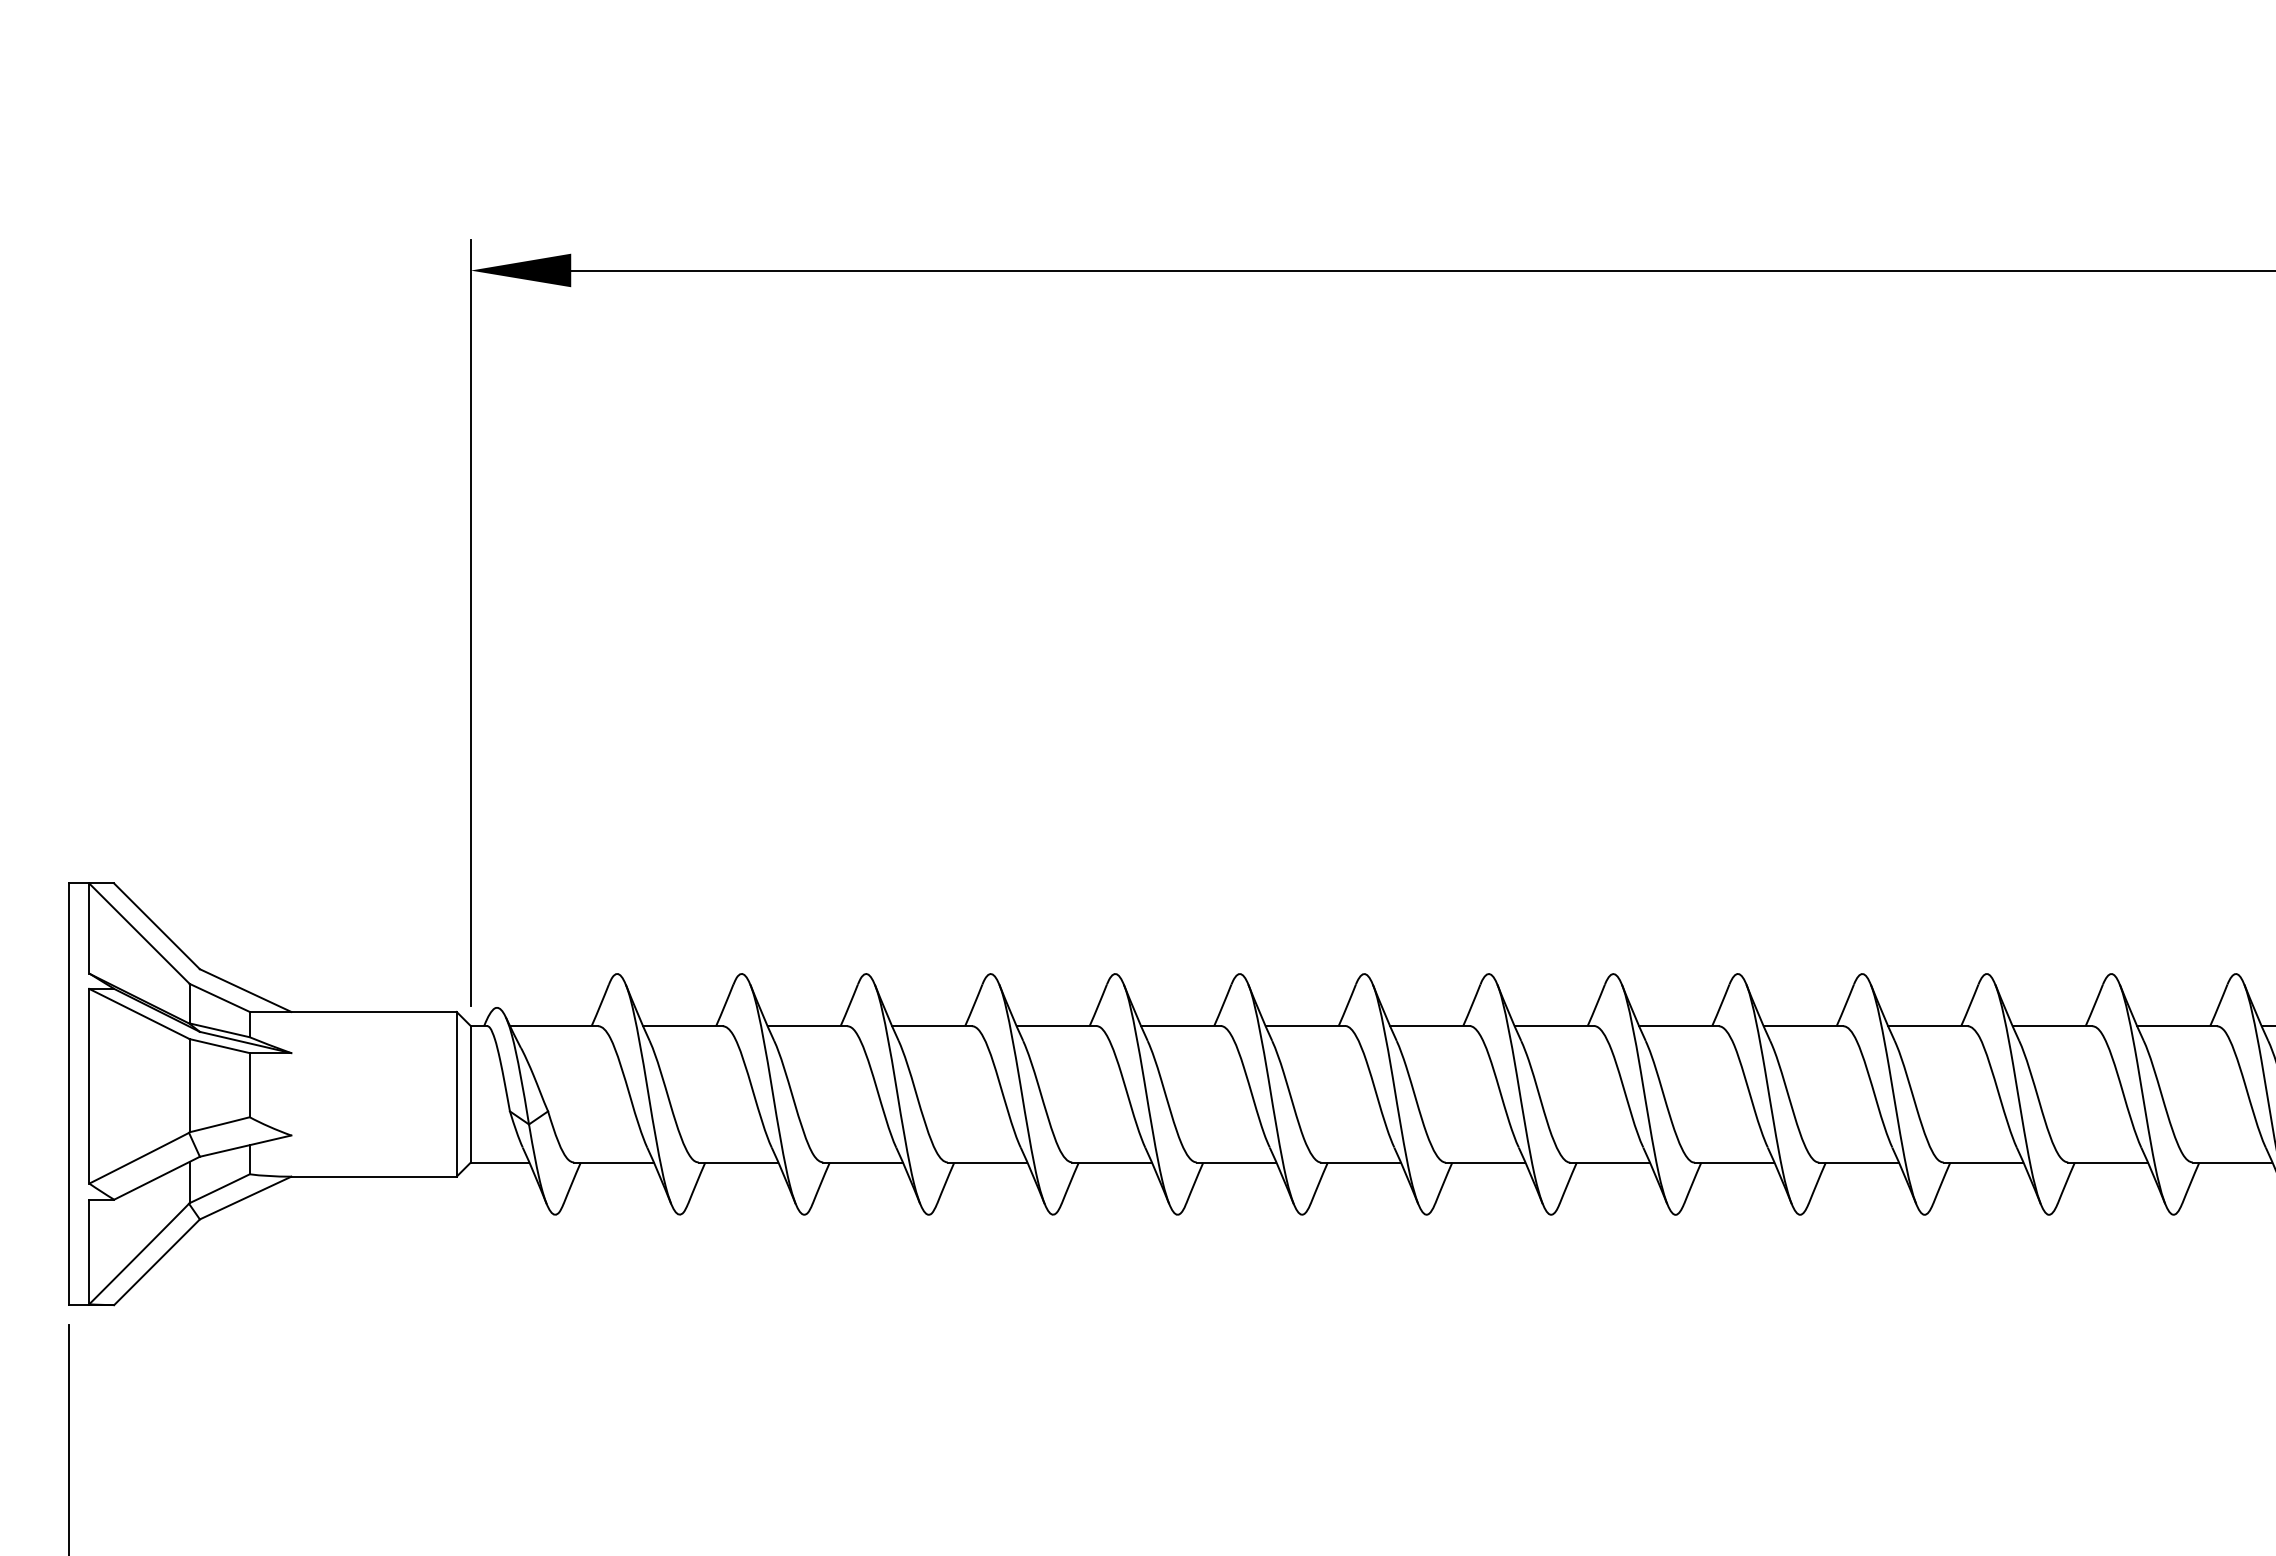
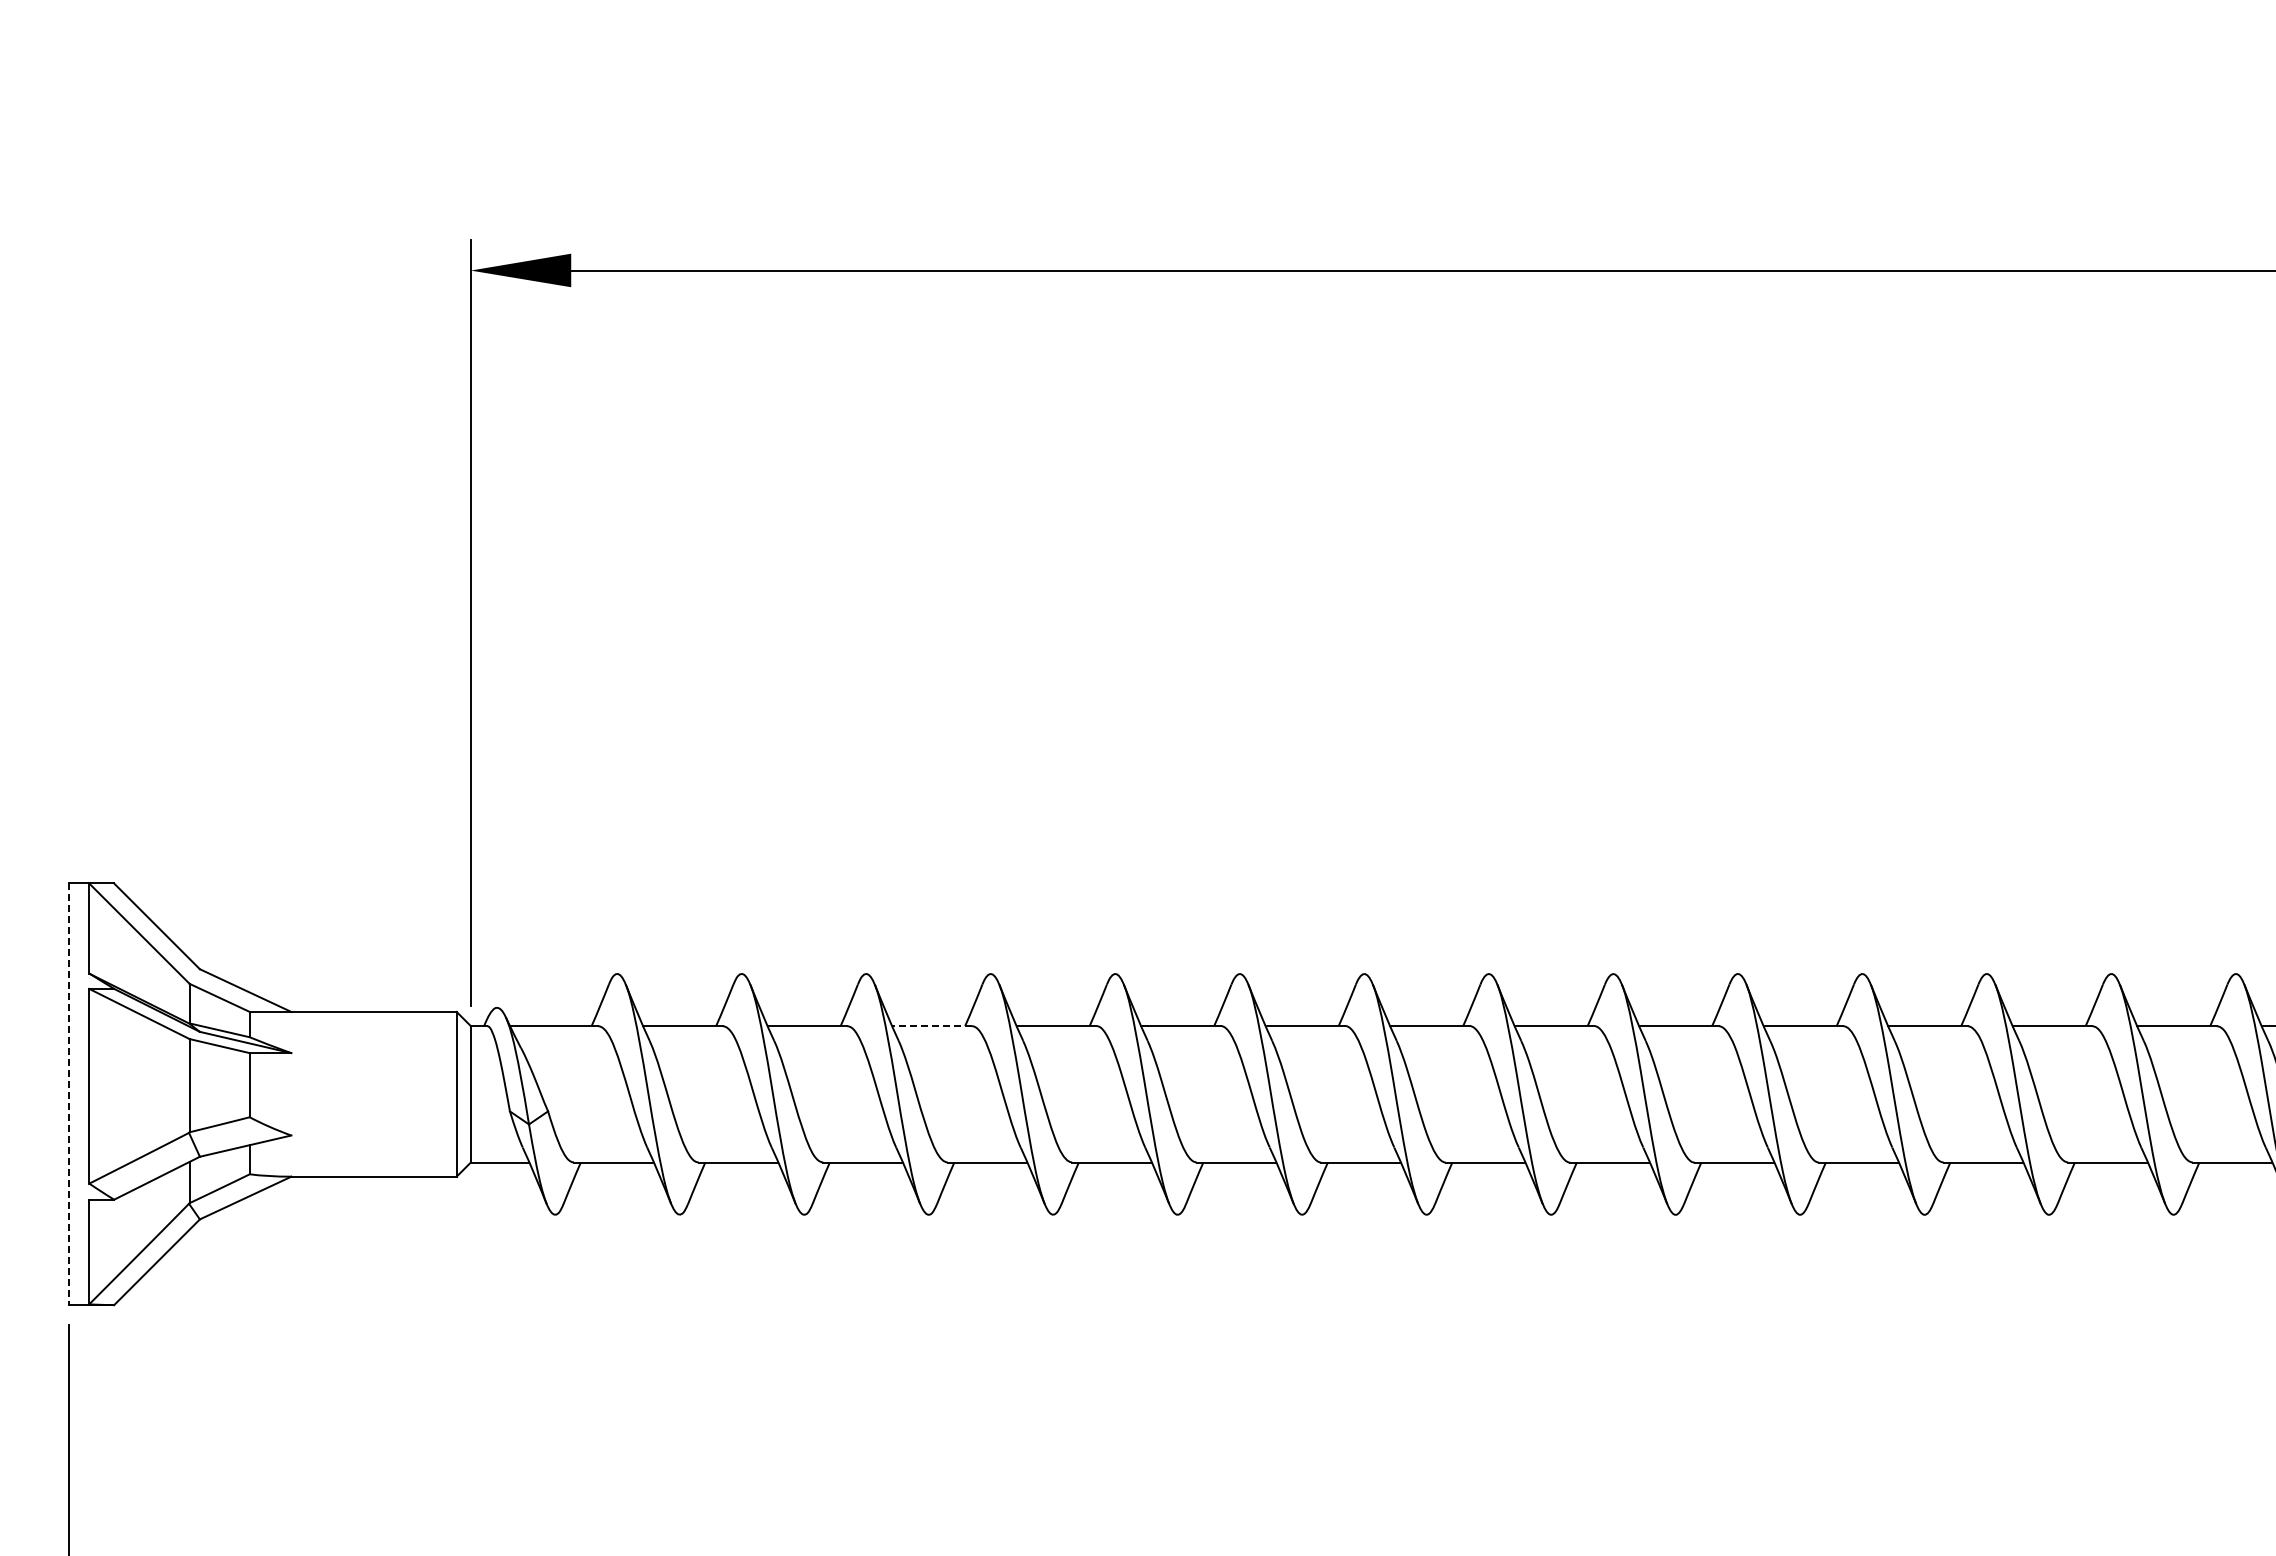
line: solid -> dashed (931, 1026)
line: solid -> dashed (69, 1094)
